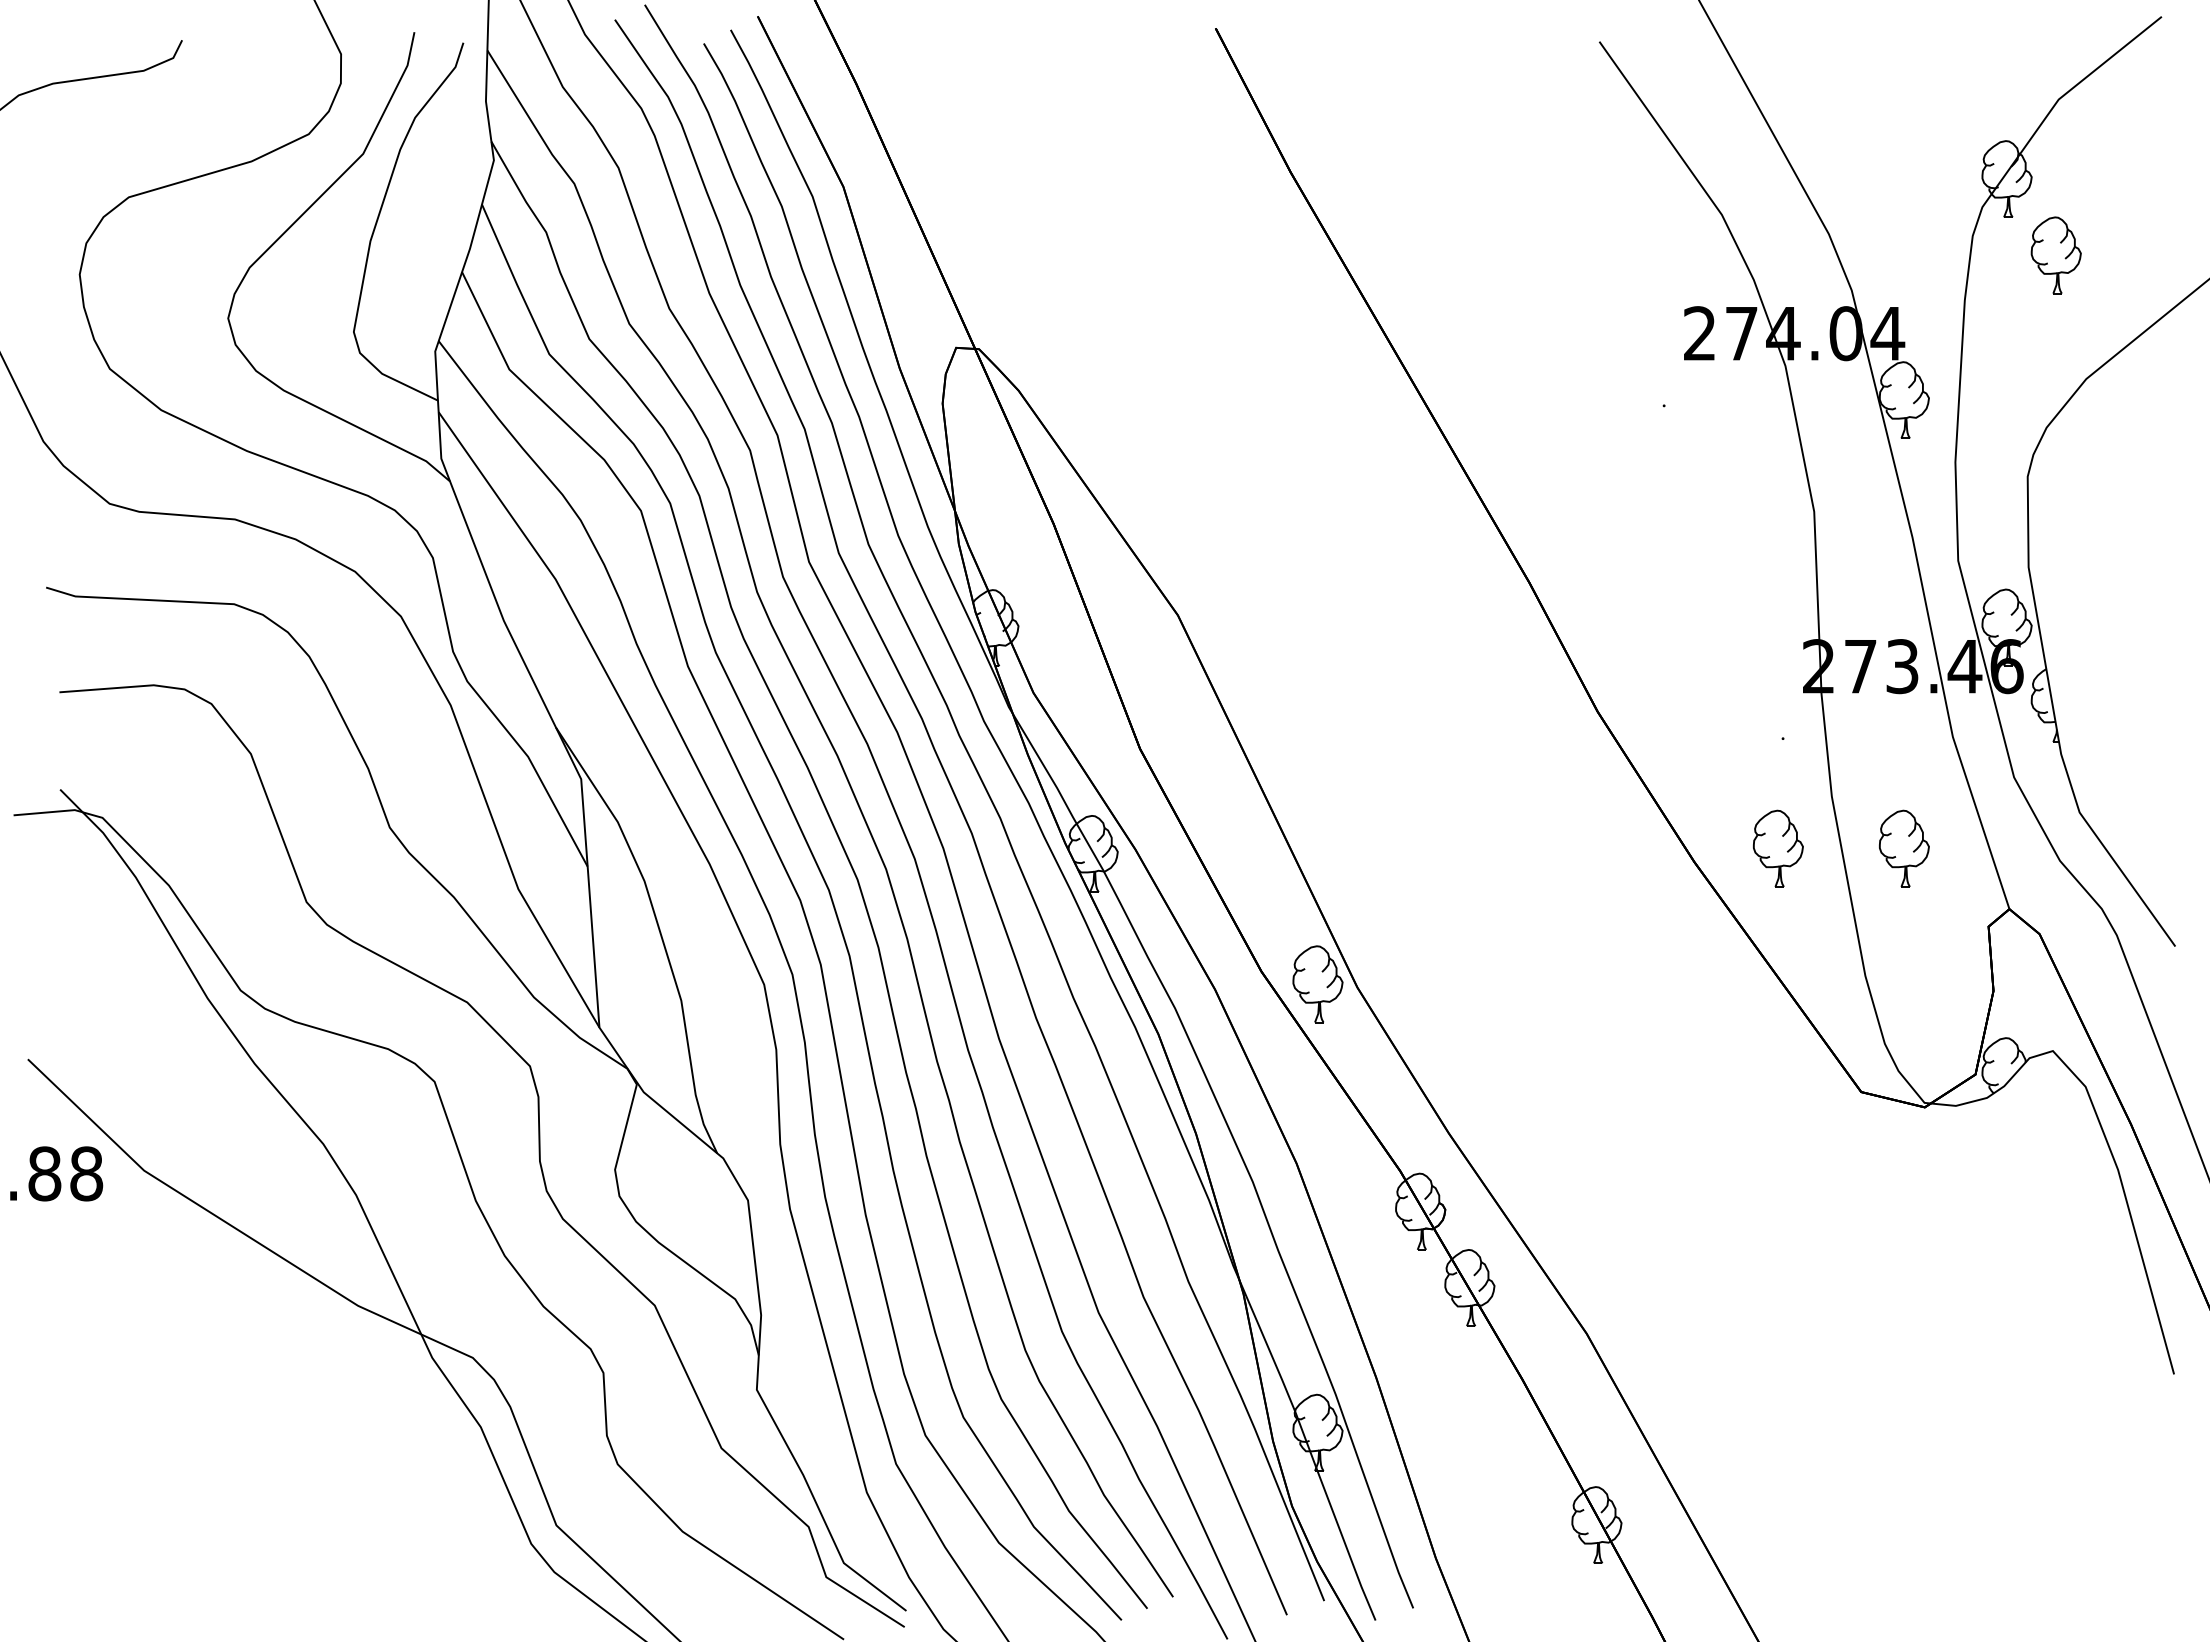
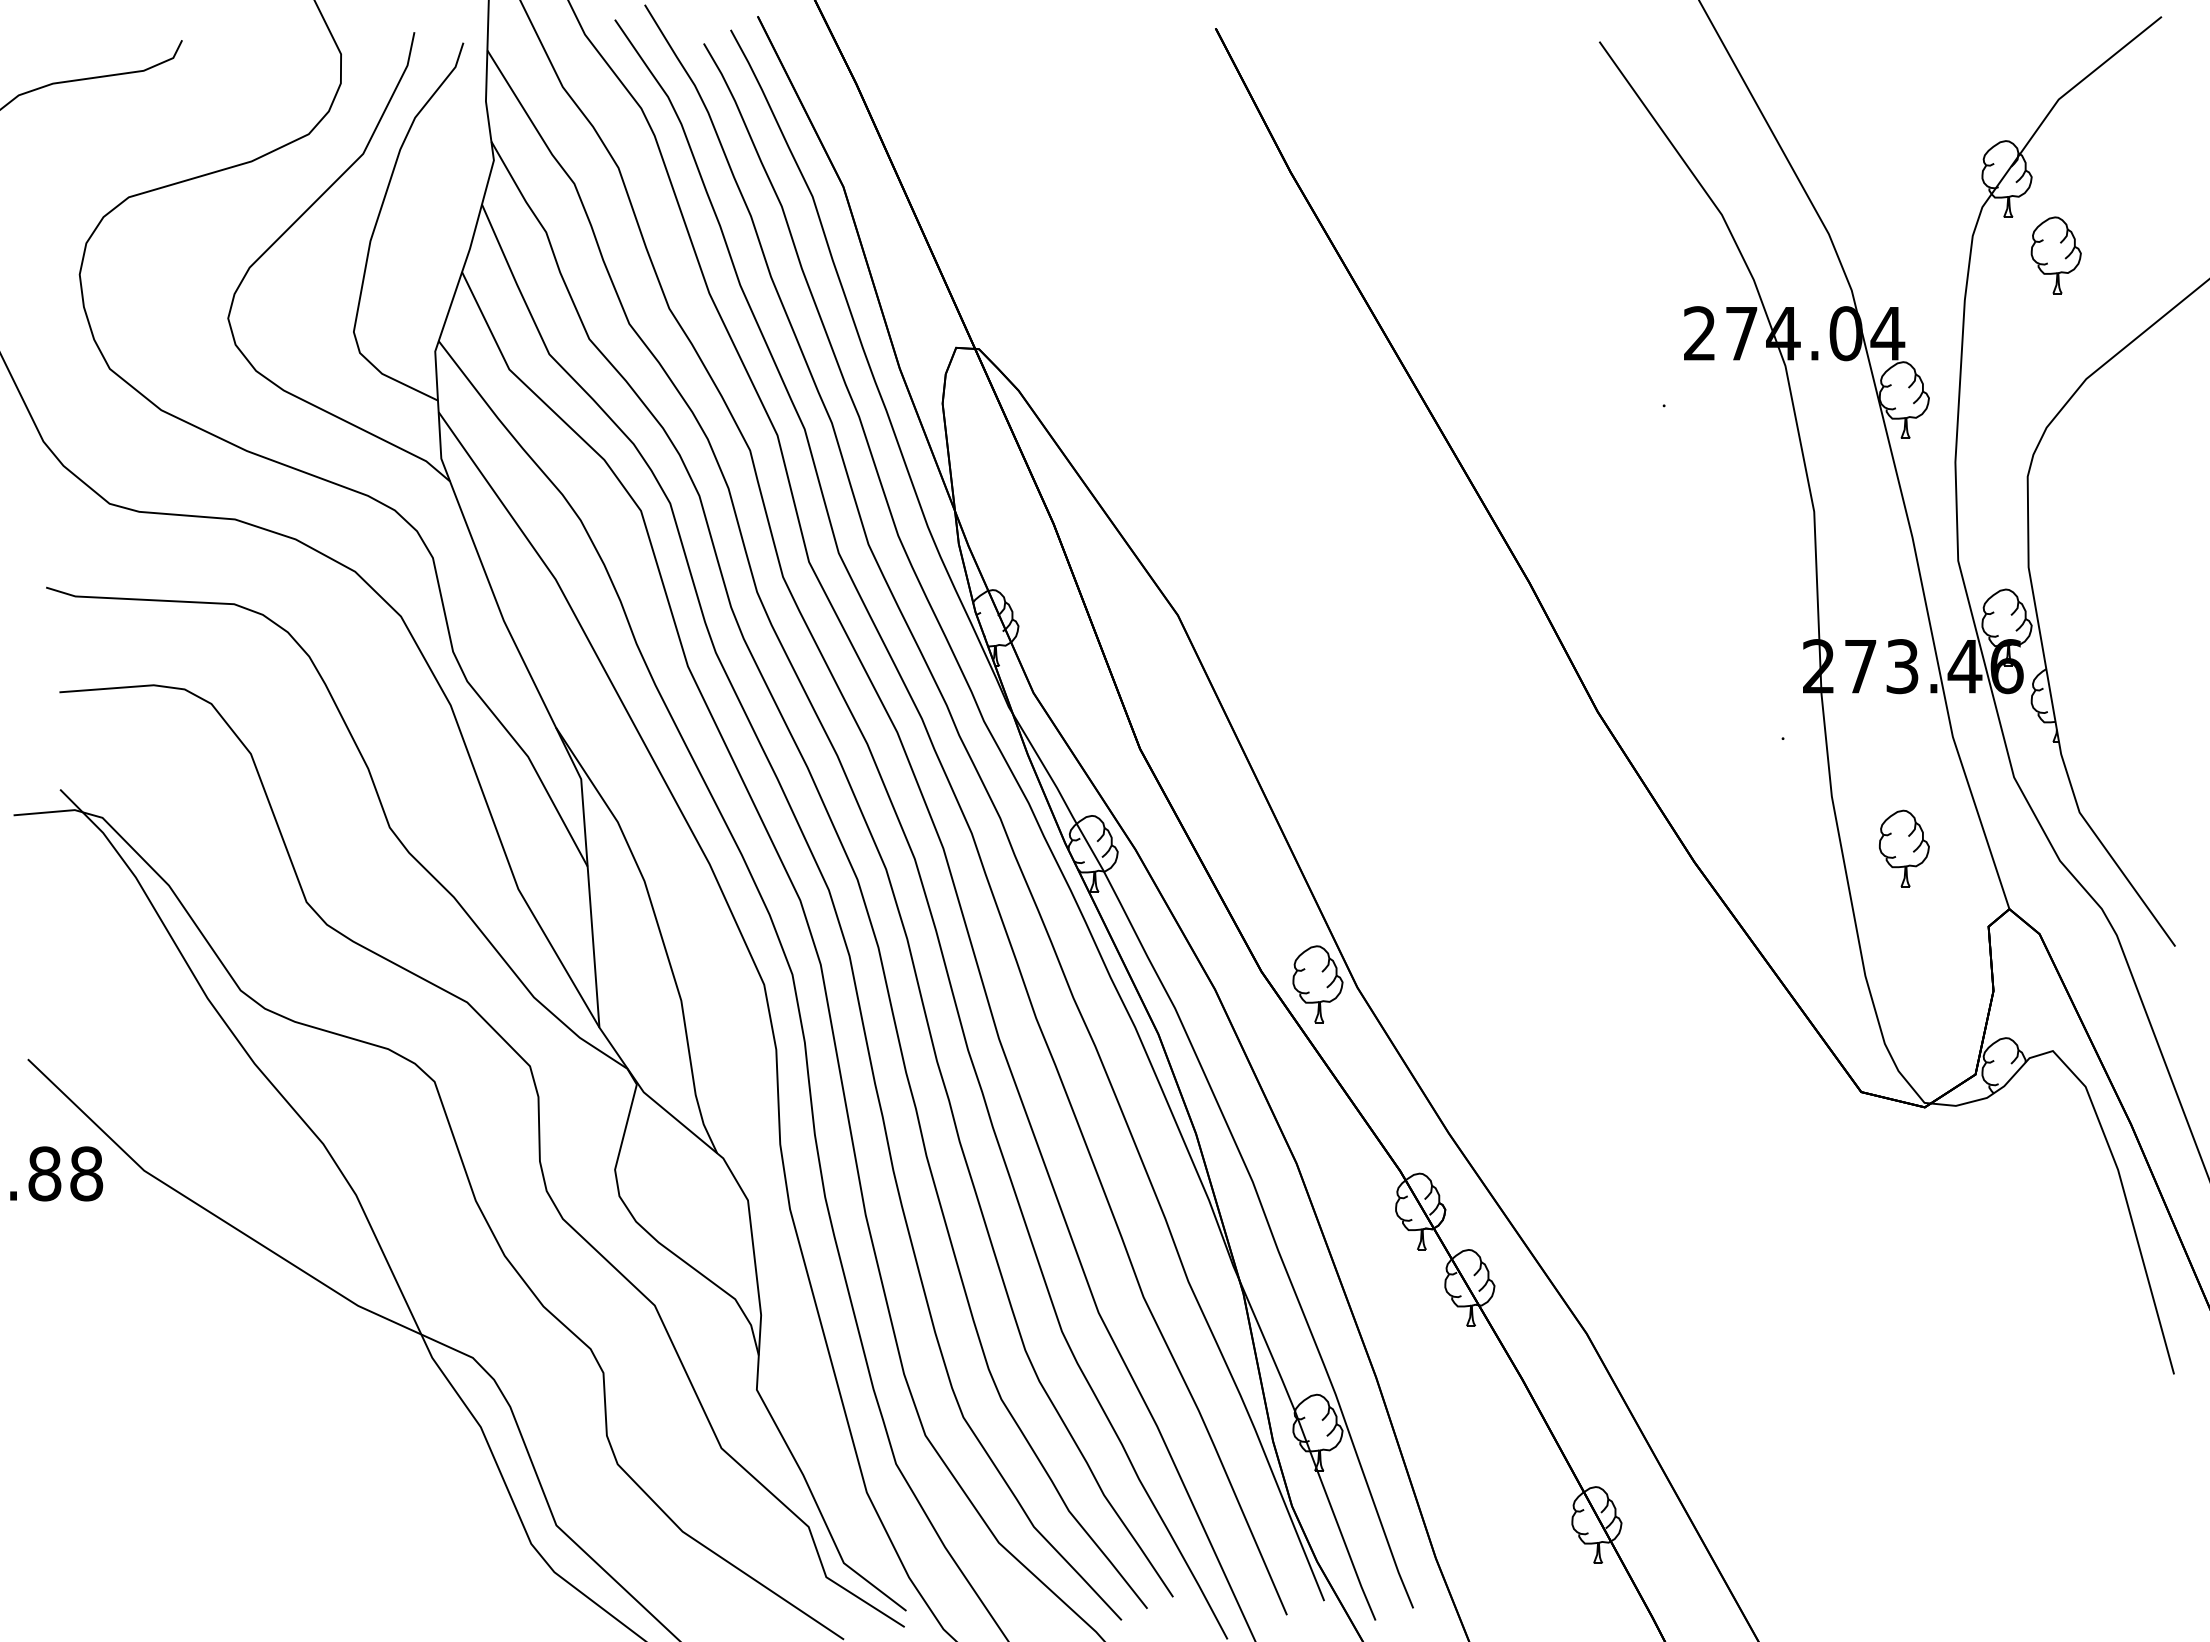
part: present -> none (1778, 848)
